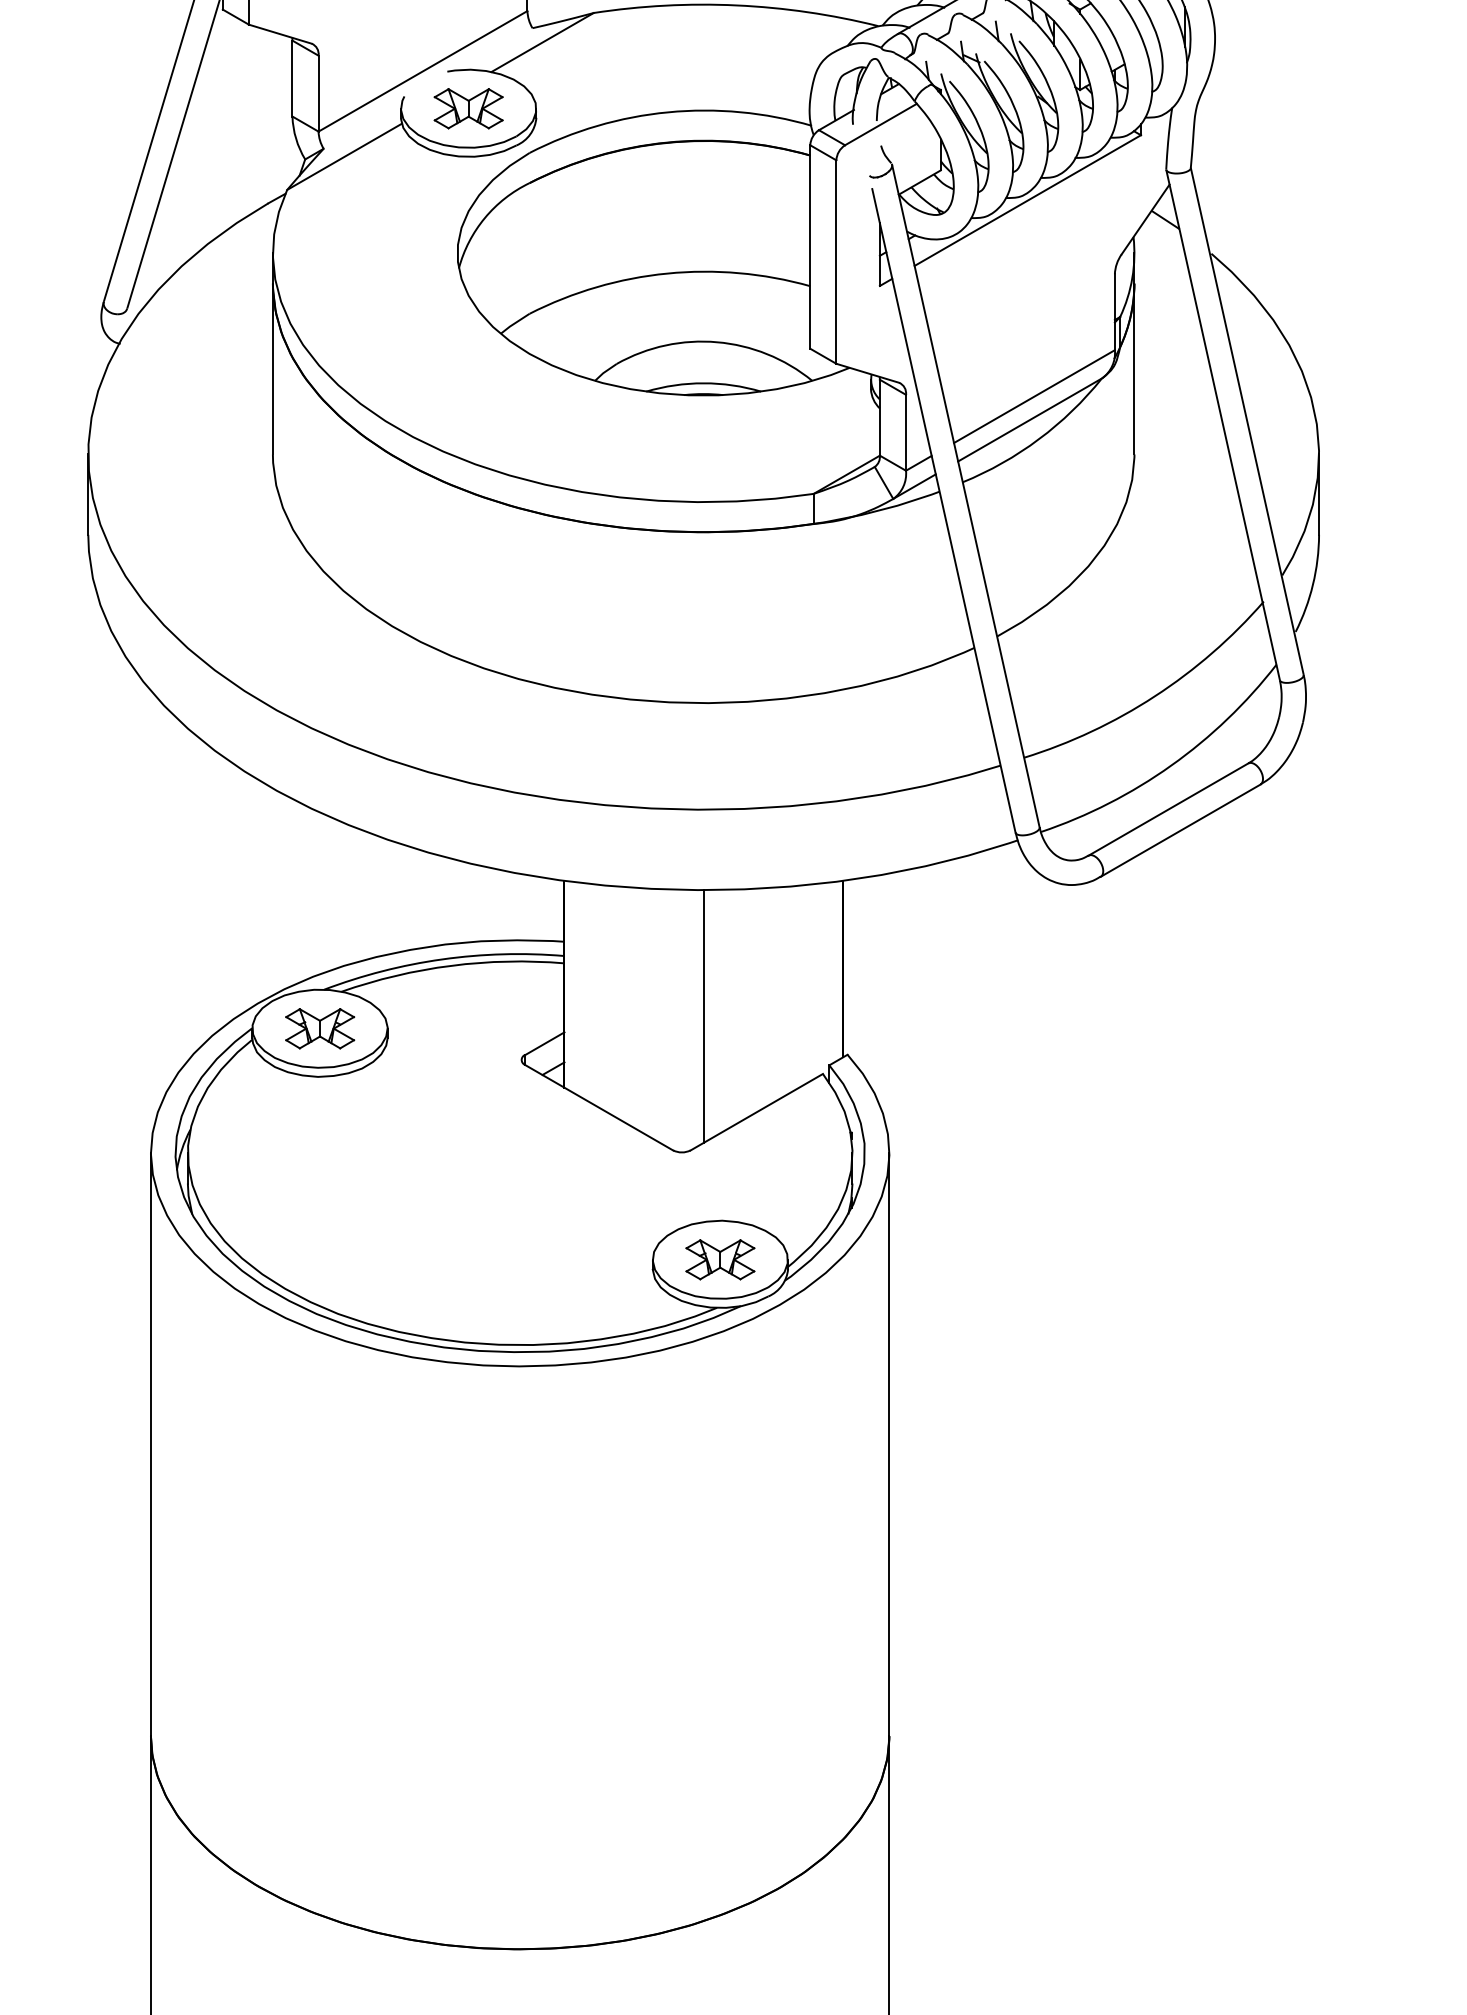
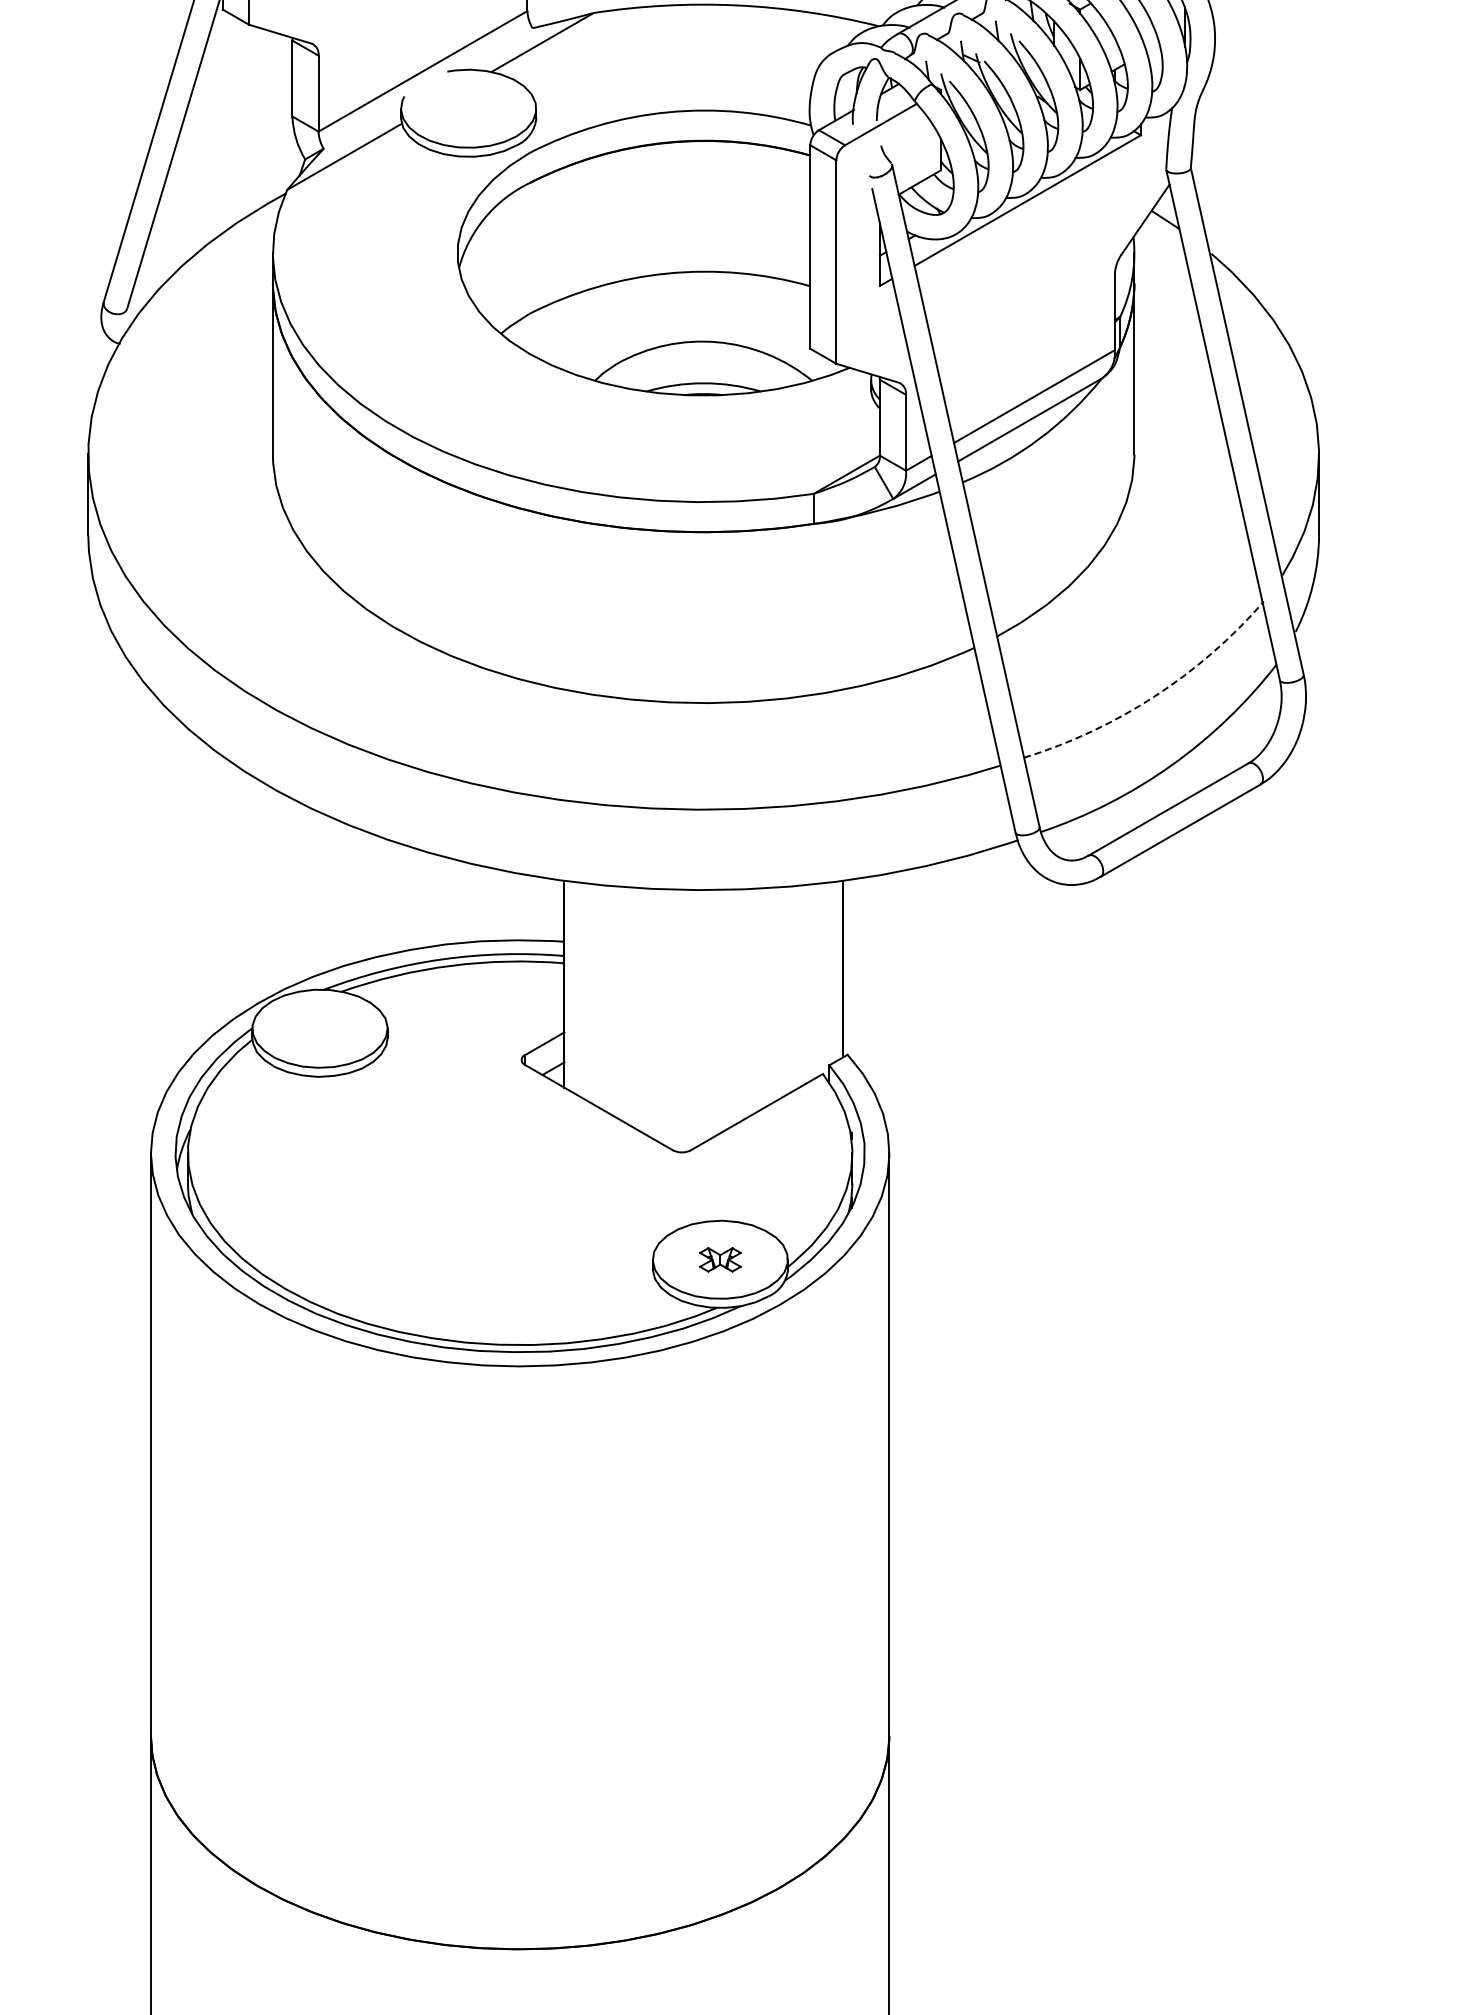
part: present -> none (468, 108)
arc: solid -> dashed (1154, 696)
line: present -> none (703, 1016)
part: present -> none (320, 1028)
part size: 71x42 px -> 43x26 px (720, 1259)
